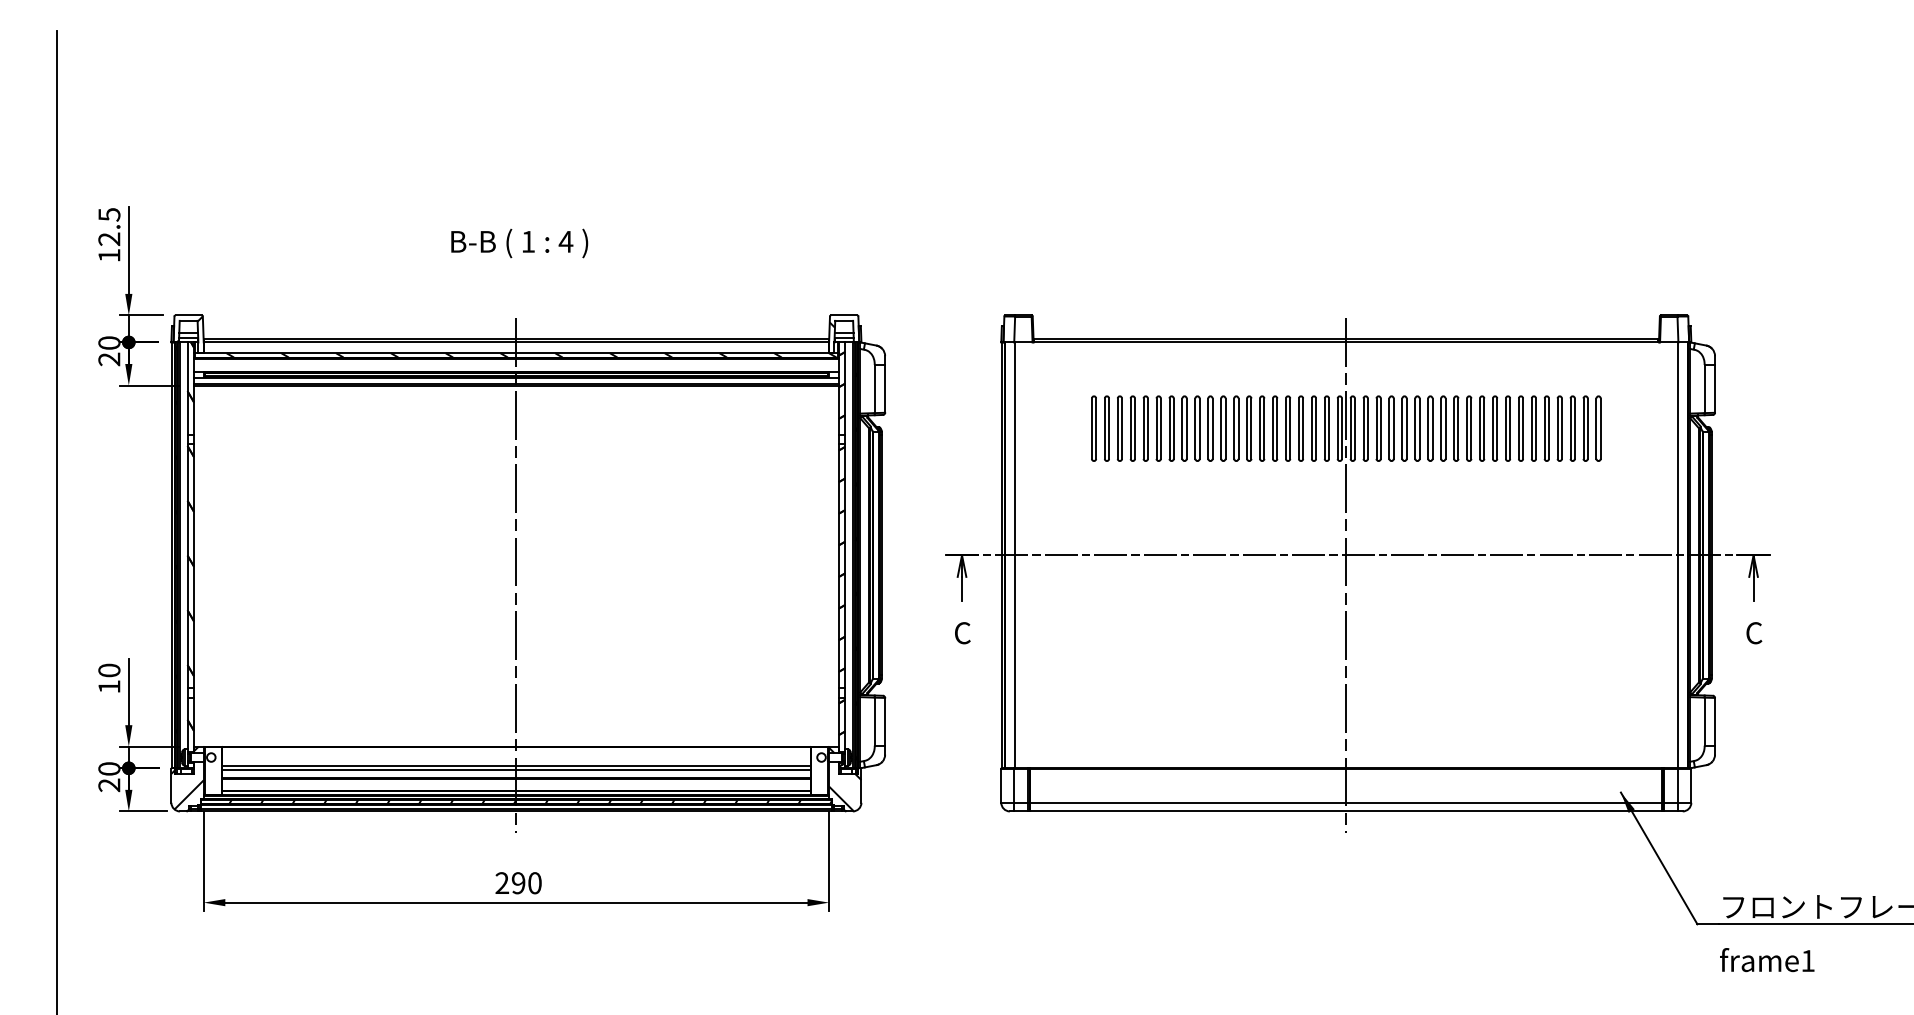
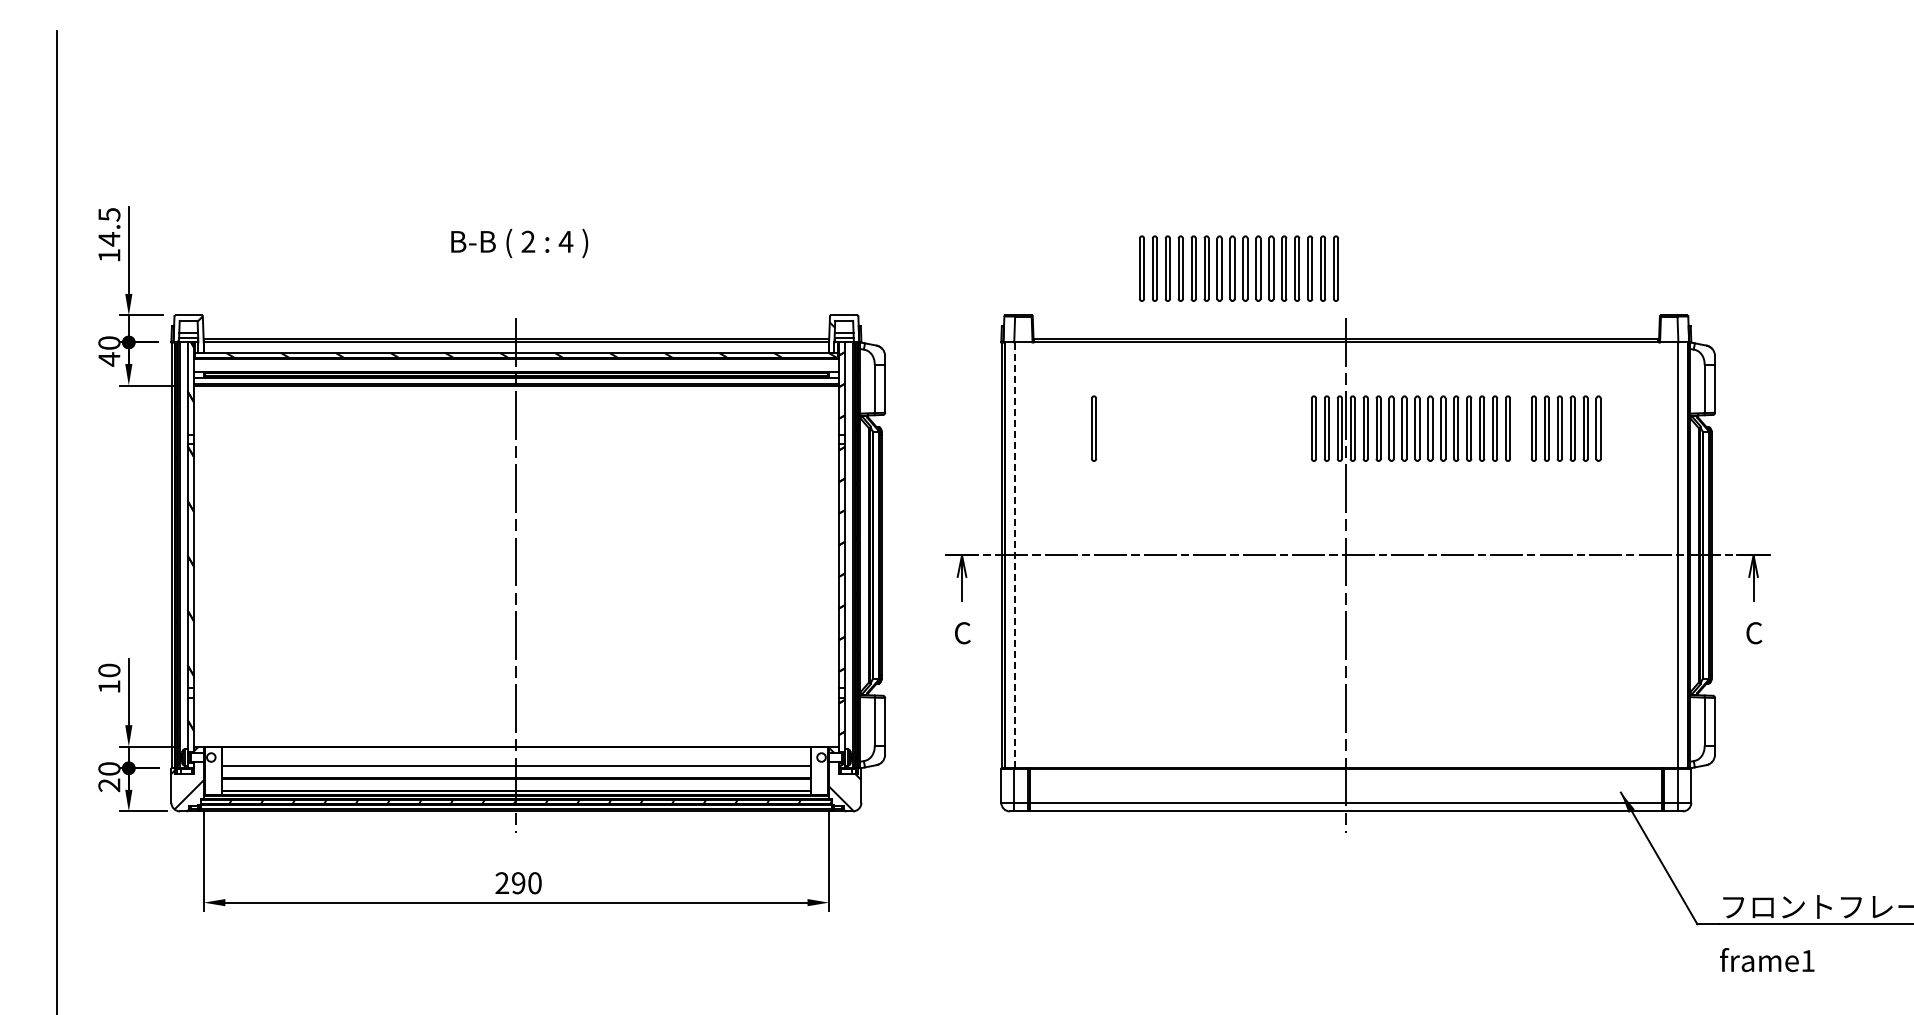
text: 12.5 -> 14.5 (109, 239)
text: 1 -> 2 (528, 241)
text: 20 -> 40 (109, 359)
part position: (1203, 428) -> (1238, 268) (1238, 268)
part: present -> none (1520, 428)
line: solid -> dashed (1014, 555)
line: present -> none (516, 770)
